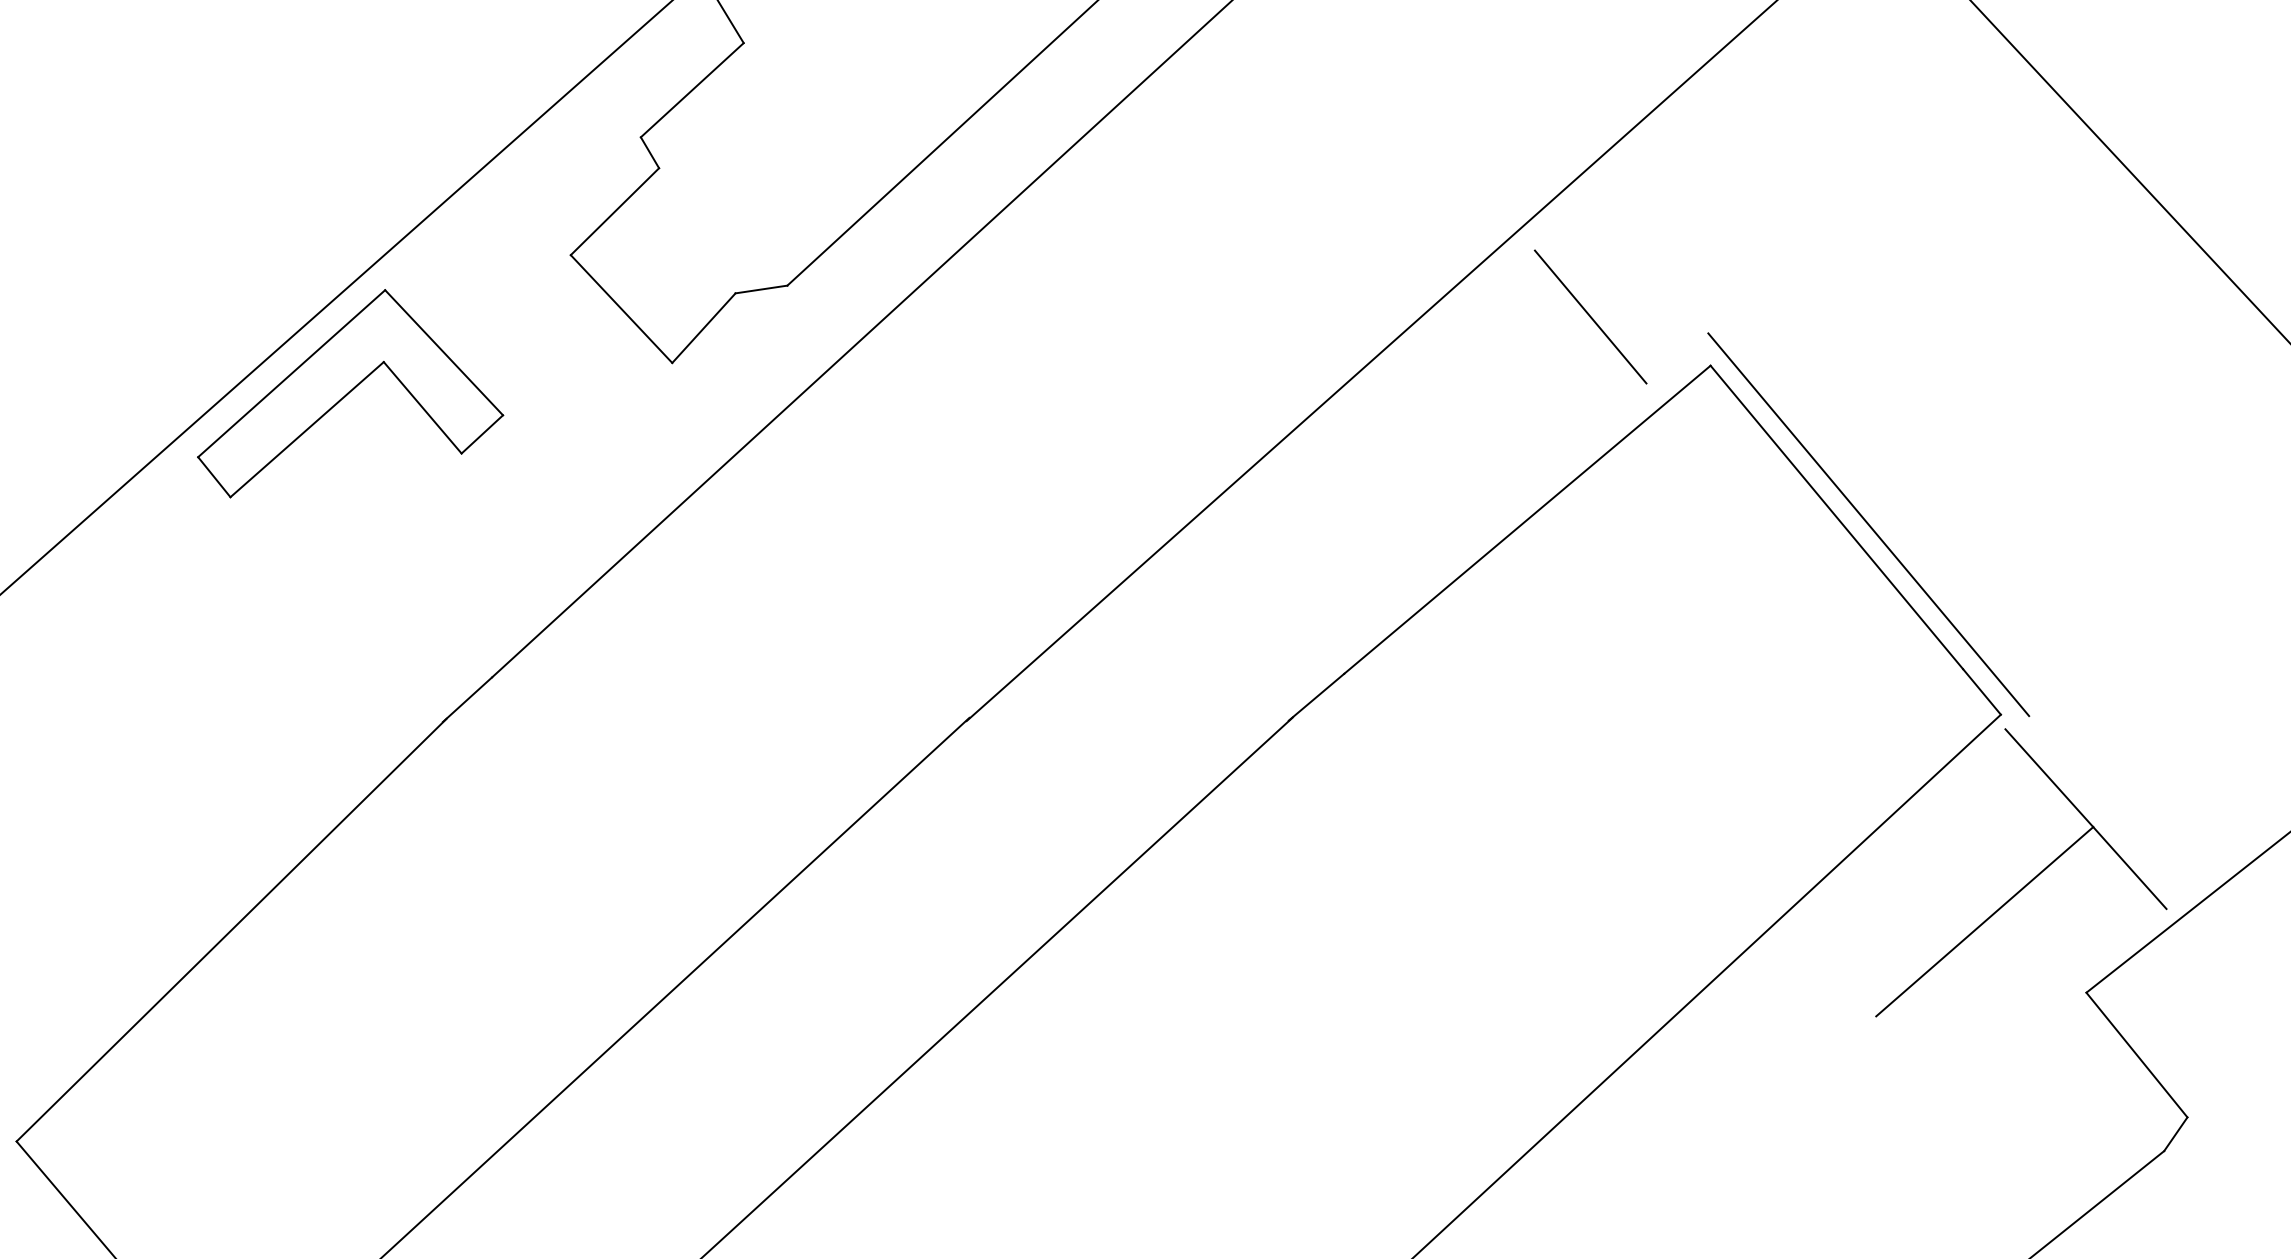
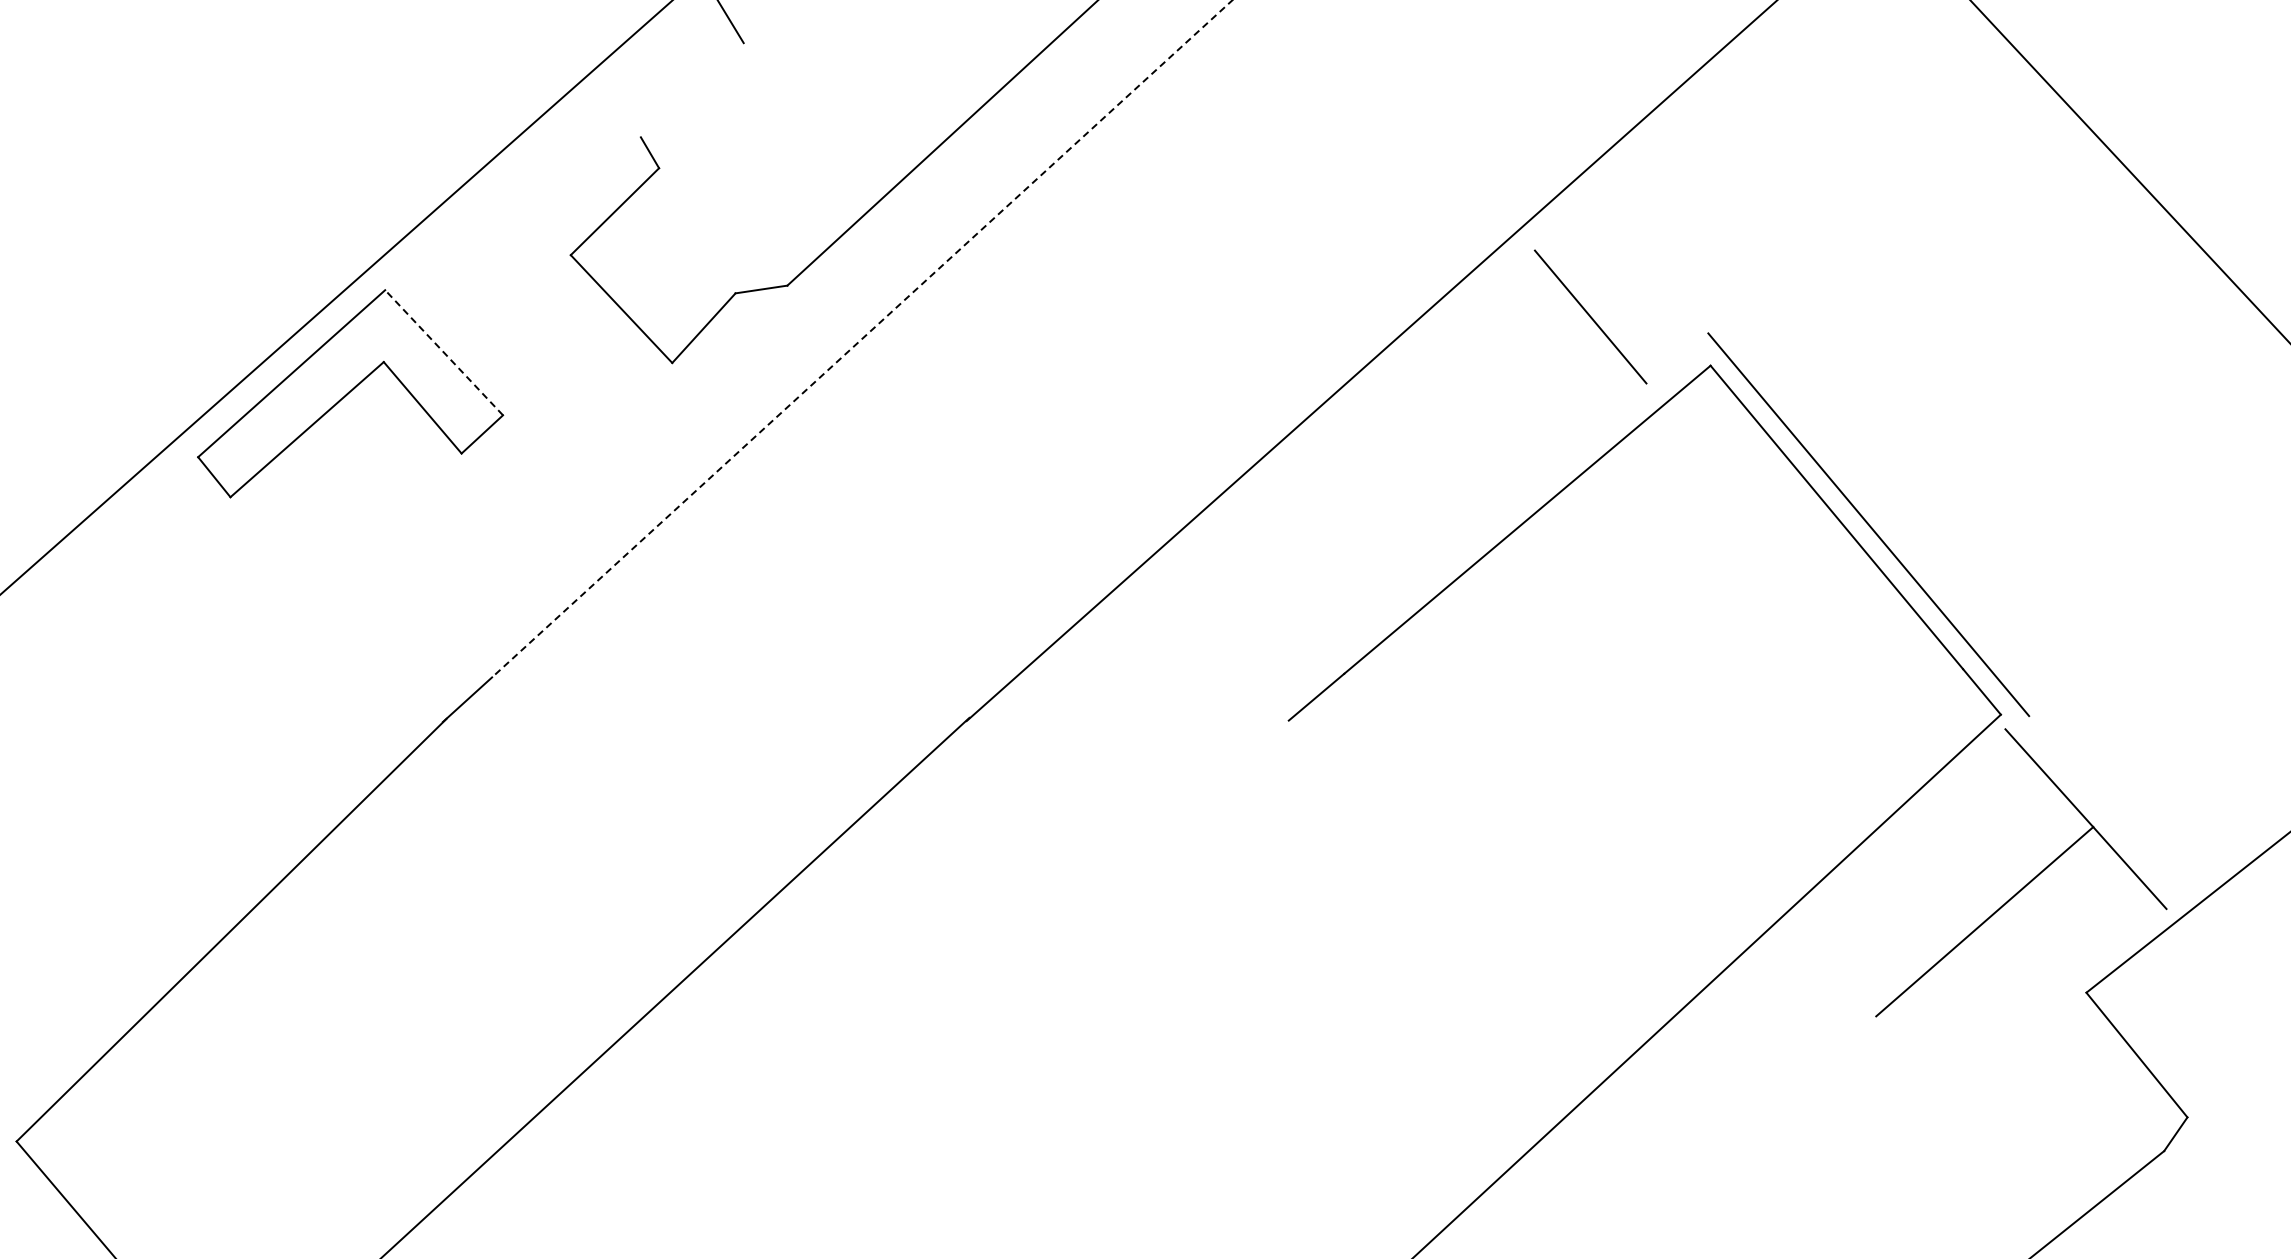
line: present -> none (691, 90)
line: solid -> dashed (862, 338)
line: solid -> dashed (444, 352)
line: present -> none (998, 986)
